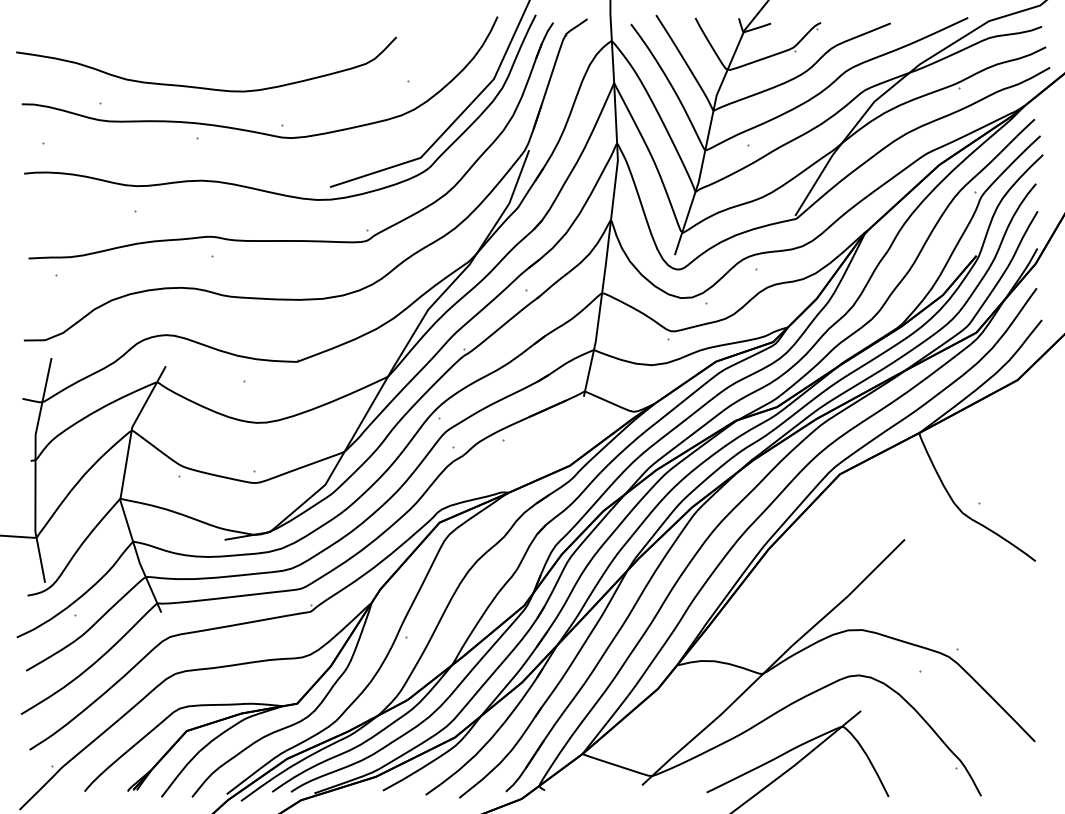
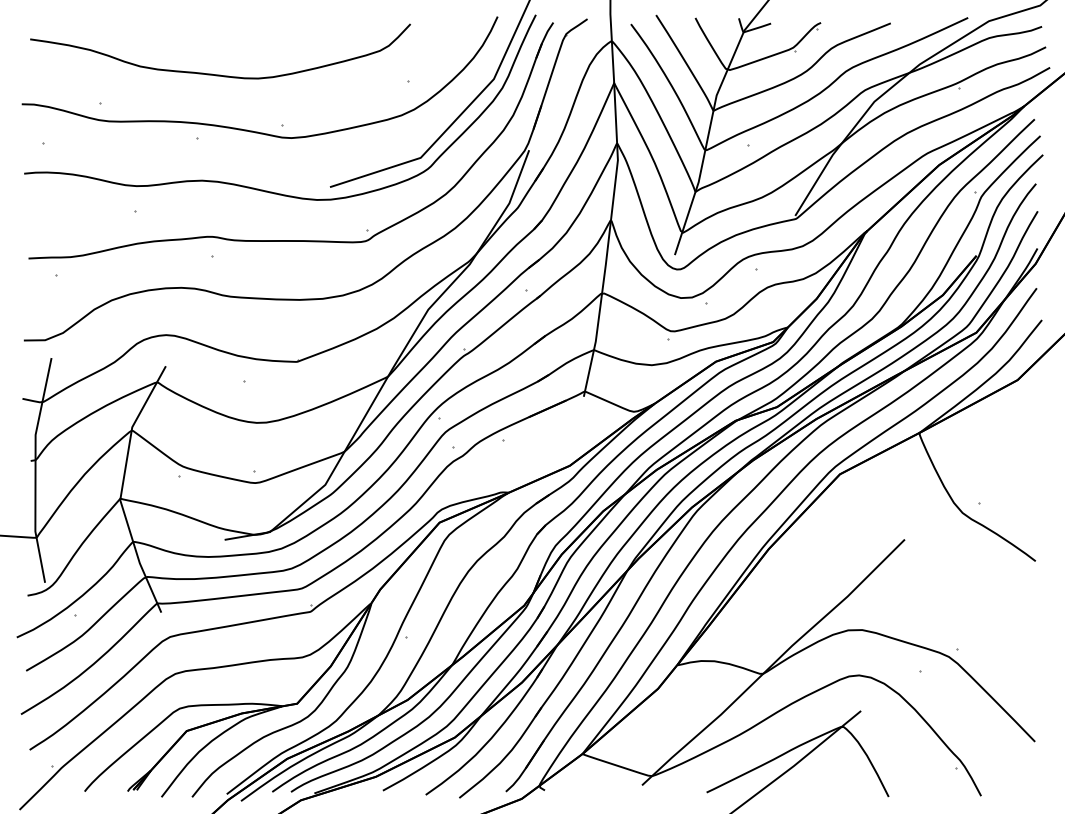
curve position: (206, 87) -> (220, 74) (220, 74)
